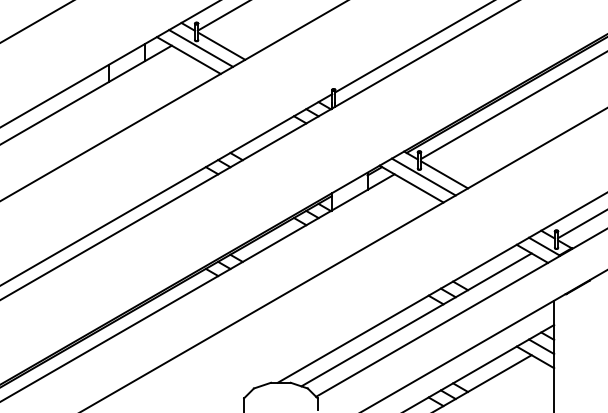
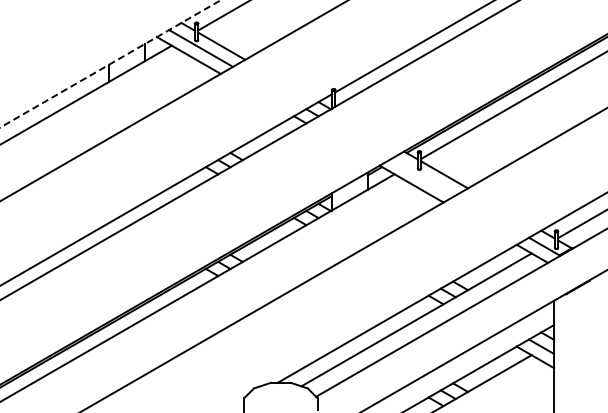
line: present -> none (36, 21)
line: solid -> dashed (110, 64)
line: present -> none (423, 176)
